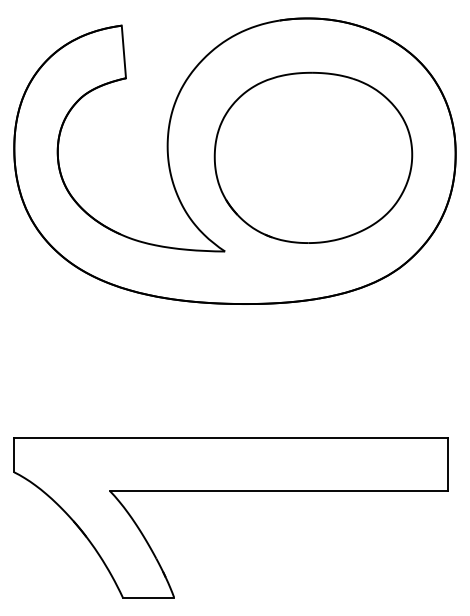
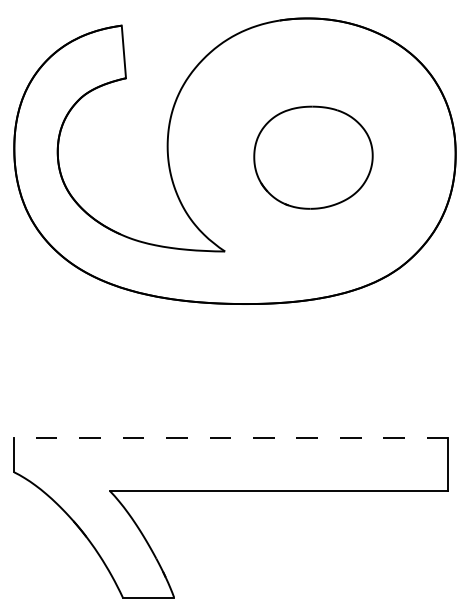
part size: 201x173 px -> 121x105 px (313, 157)
line: solid -> dashed (230, 438)
